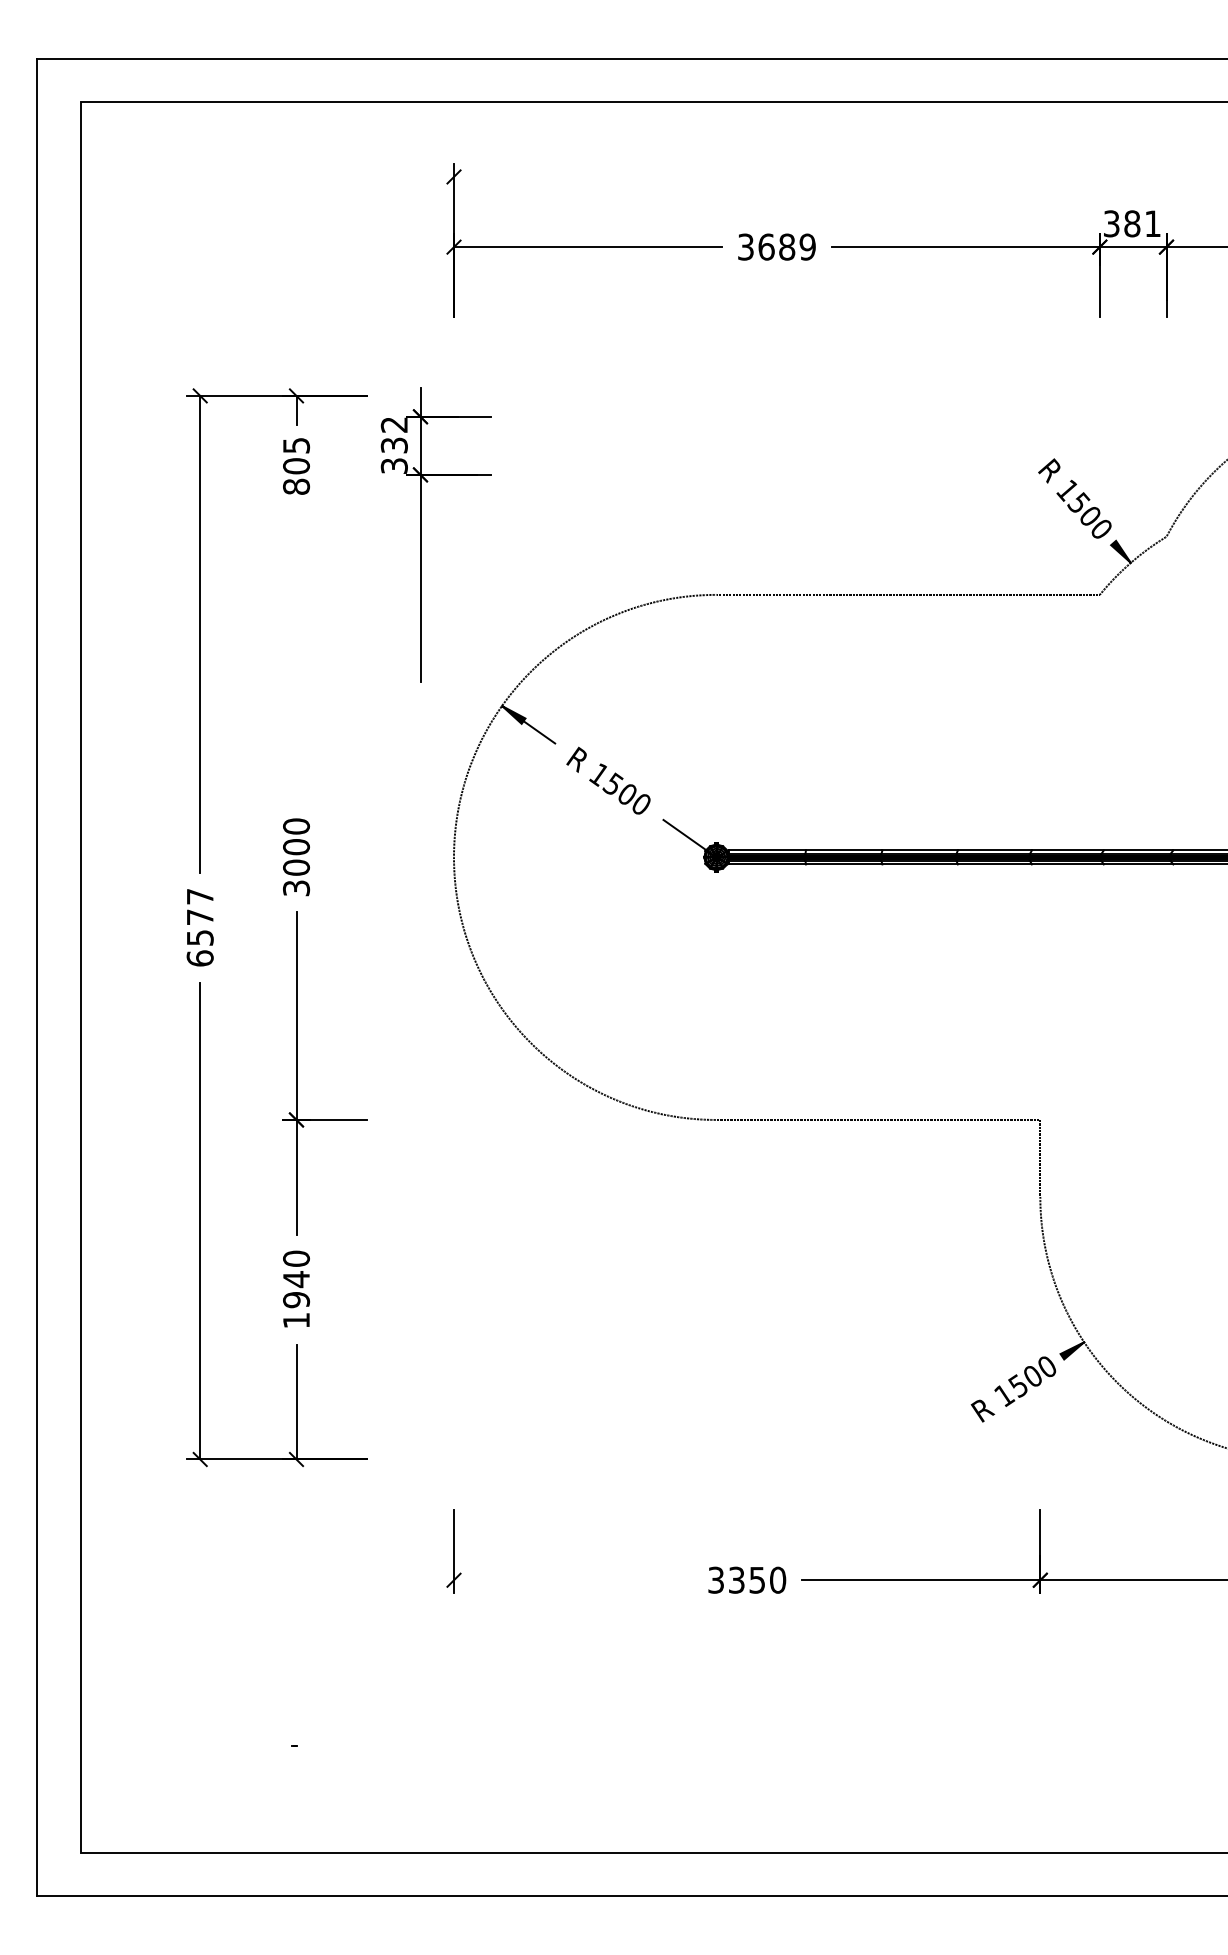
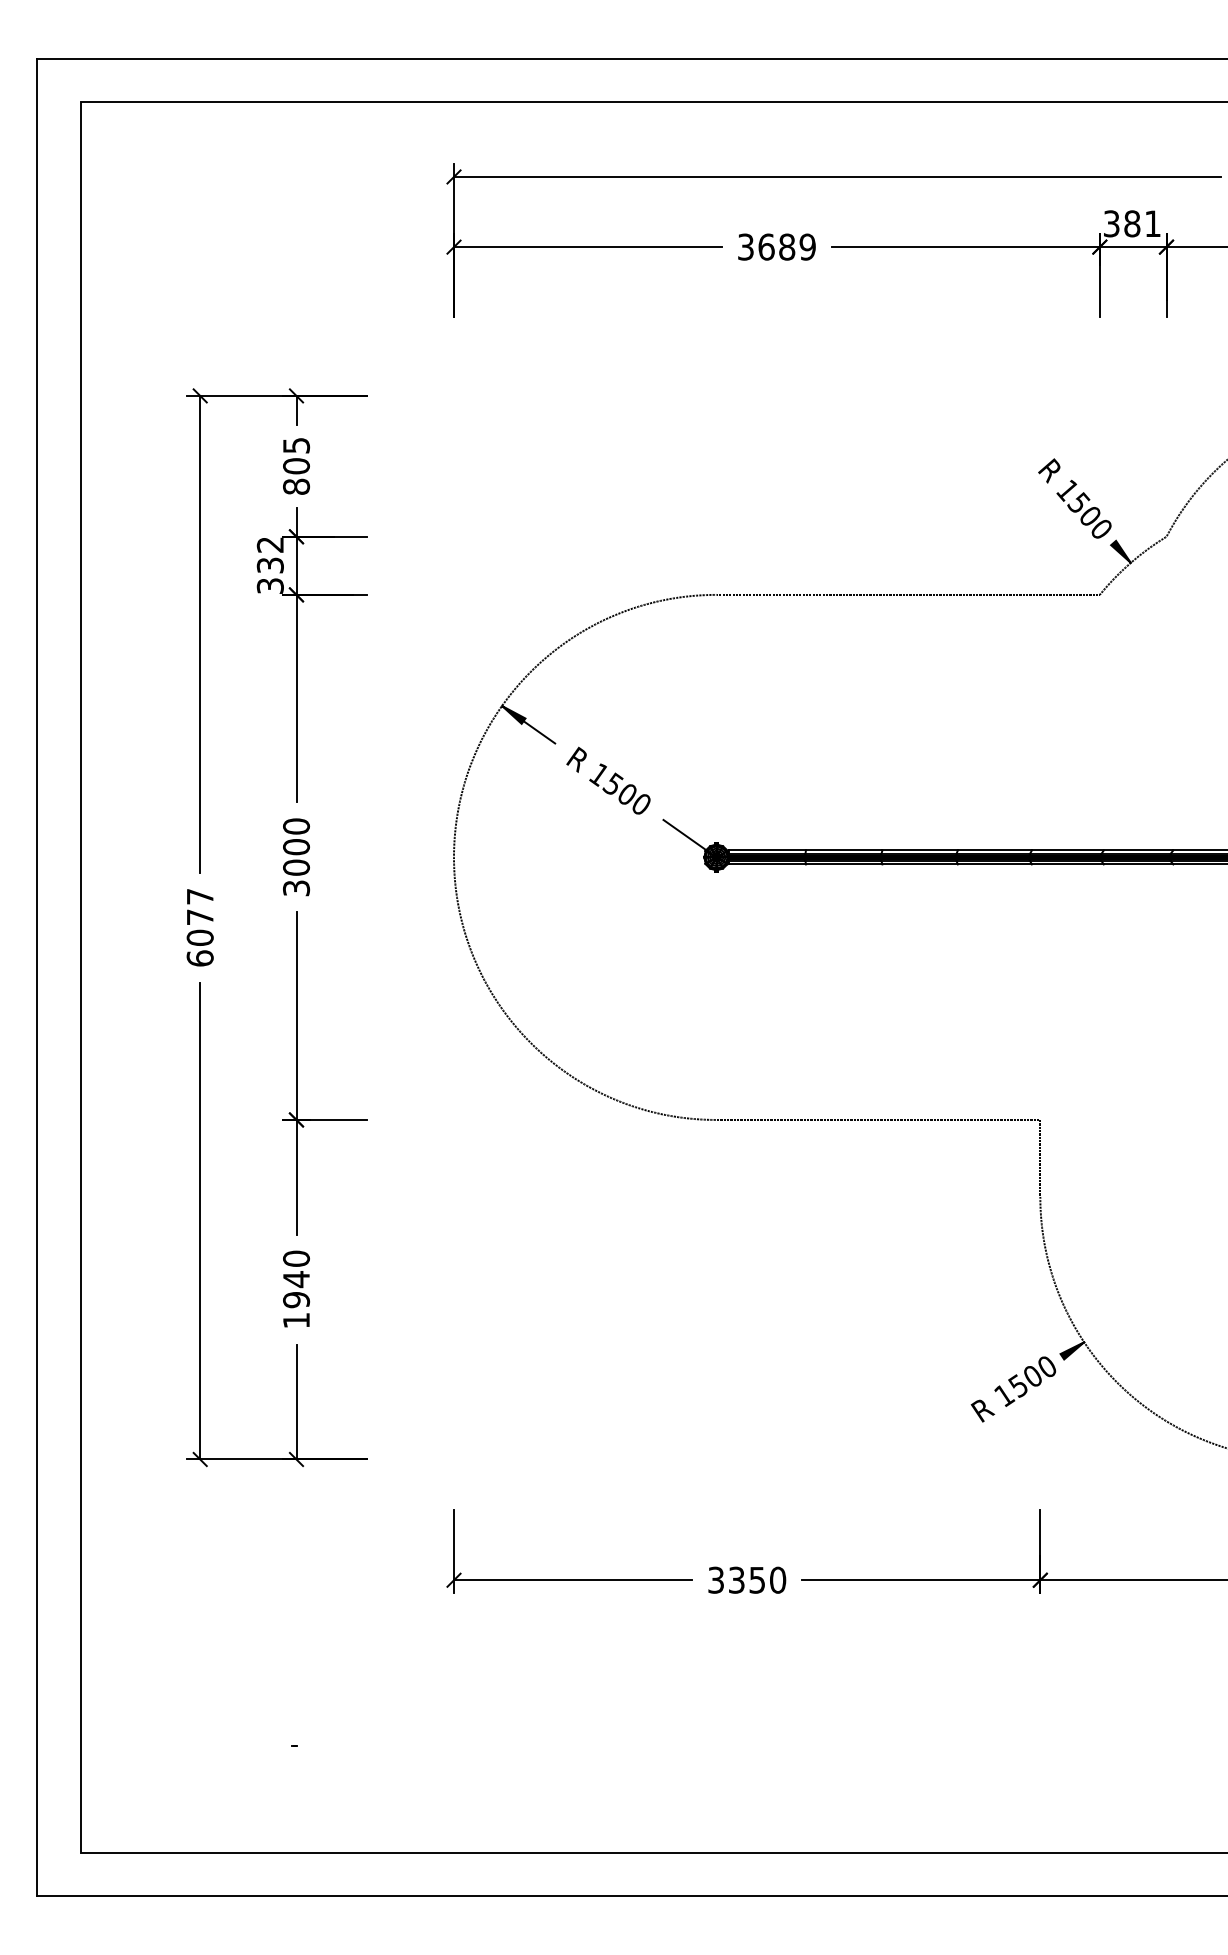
line: none -> present (837, 176)
part position: (421, 534) -> (297, 654) (297, 654)
text: 6577 -> 6077 (199, 937)
line: none -> present (573, 1580)
